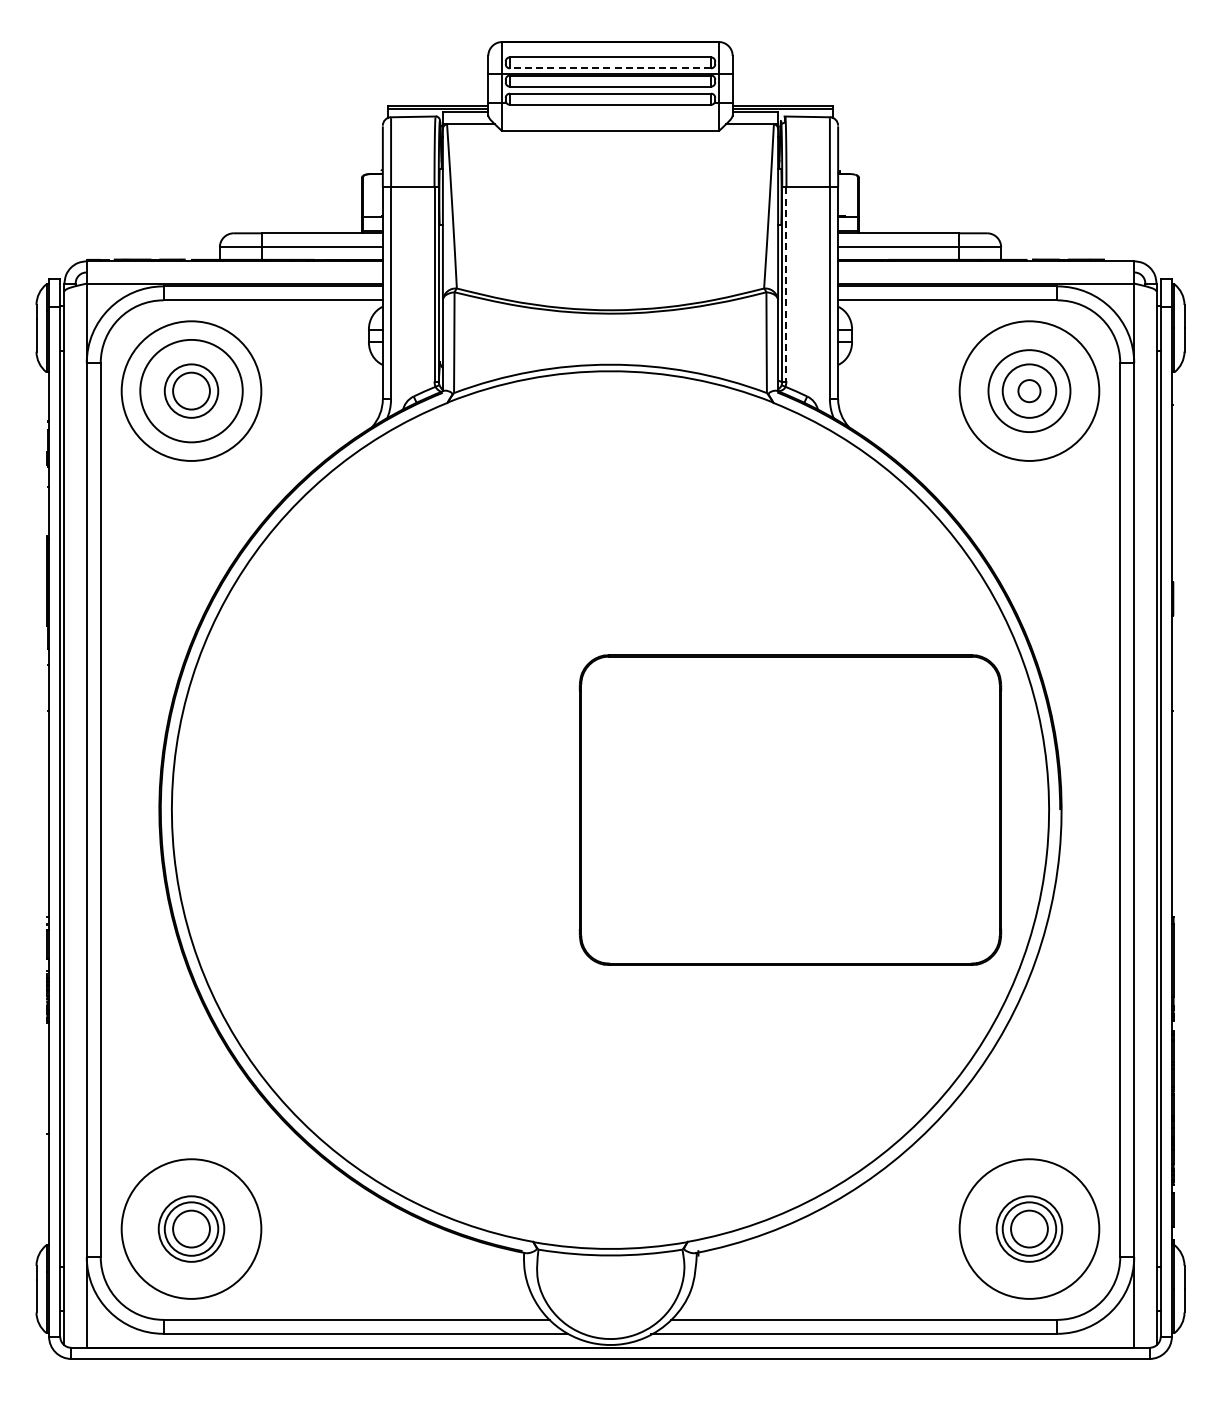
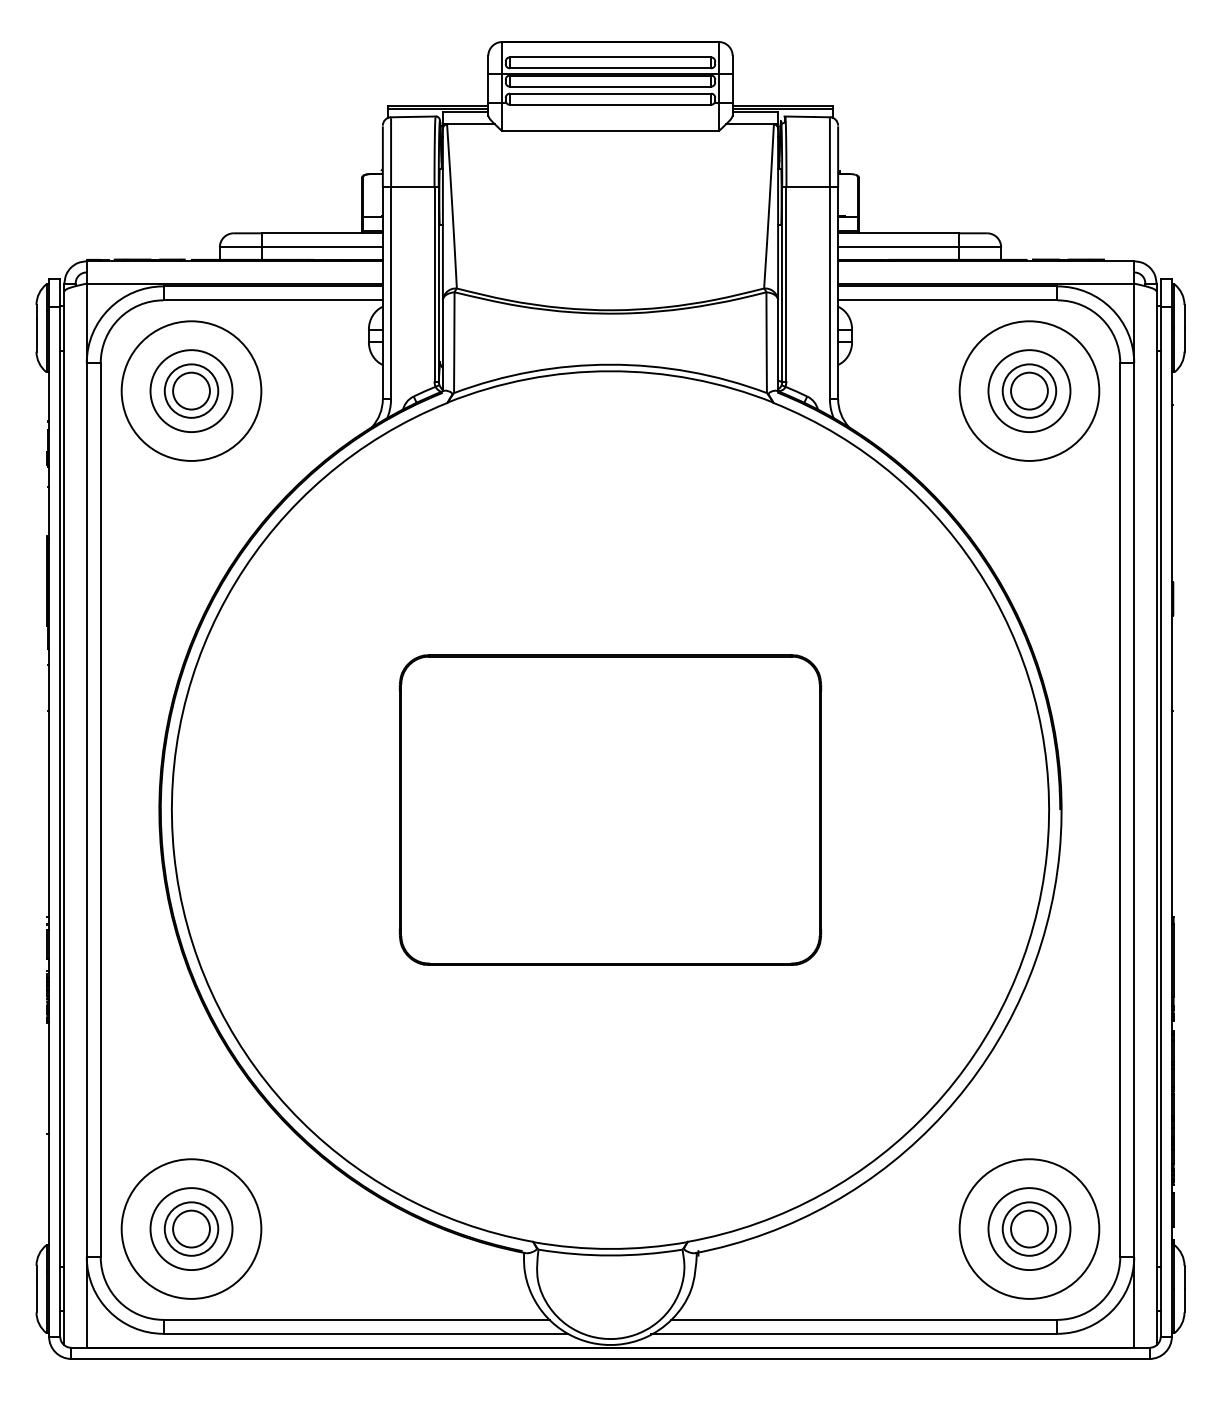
line: dashed -> solid (610, 68)
line: dashed -> solid (786, 285)
circle diameter: 102 px -> 82 px (191, 391)
circle diameter: 22 px -> 37 px (1029, 390)
part position: (790, 809) -> (610, 809) (610, 809)
circle diameter: 66 px -> 82 px (191, 1229)
circle diameter: 66 px -> 82 px (1029, 1229)
